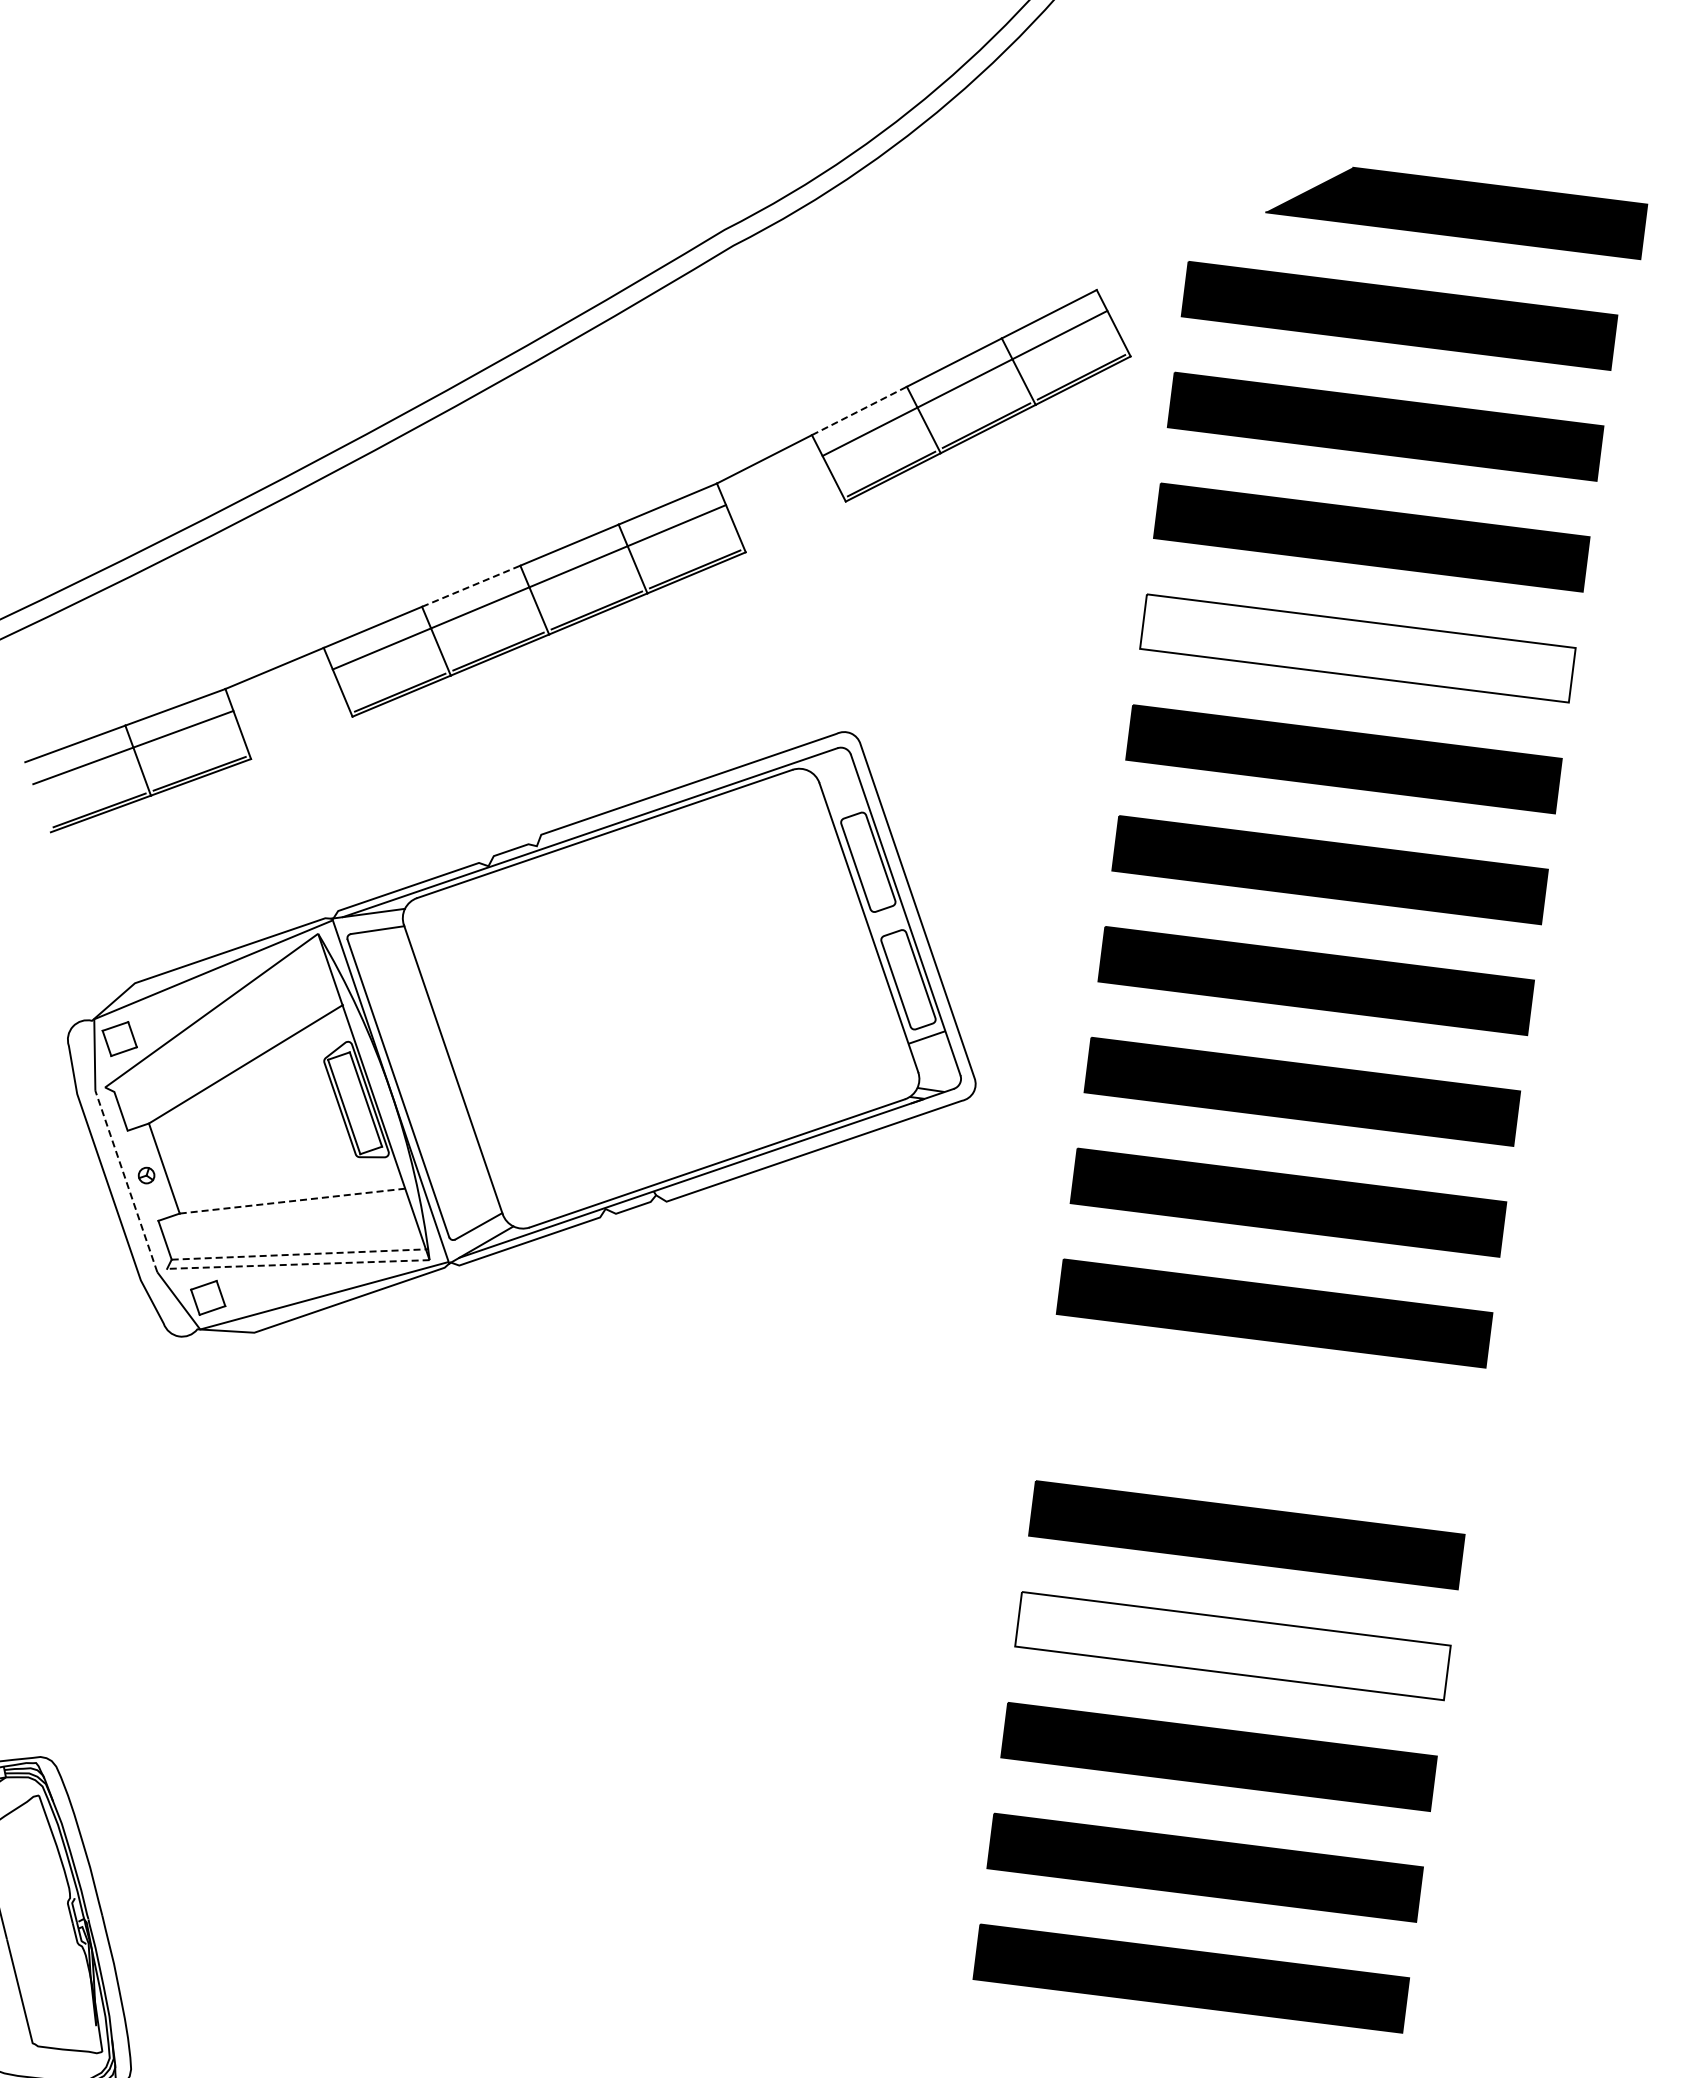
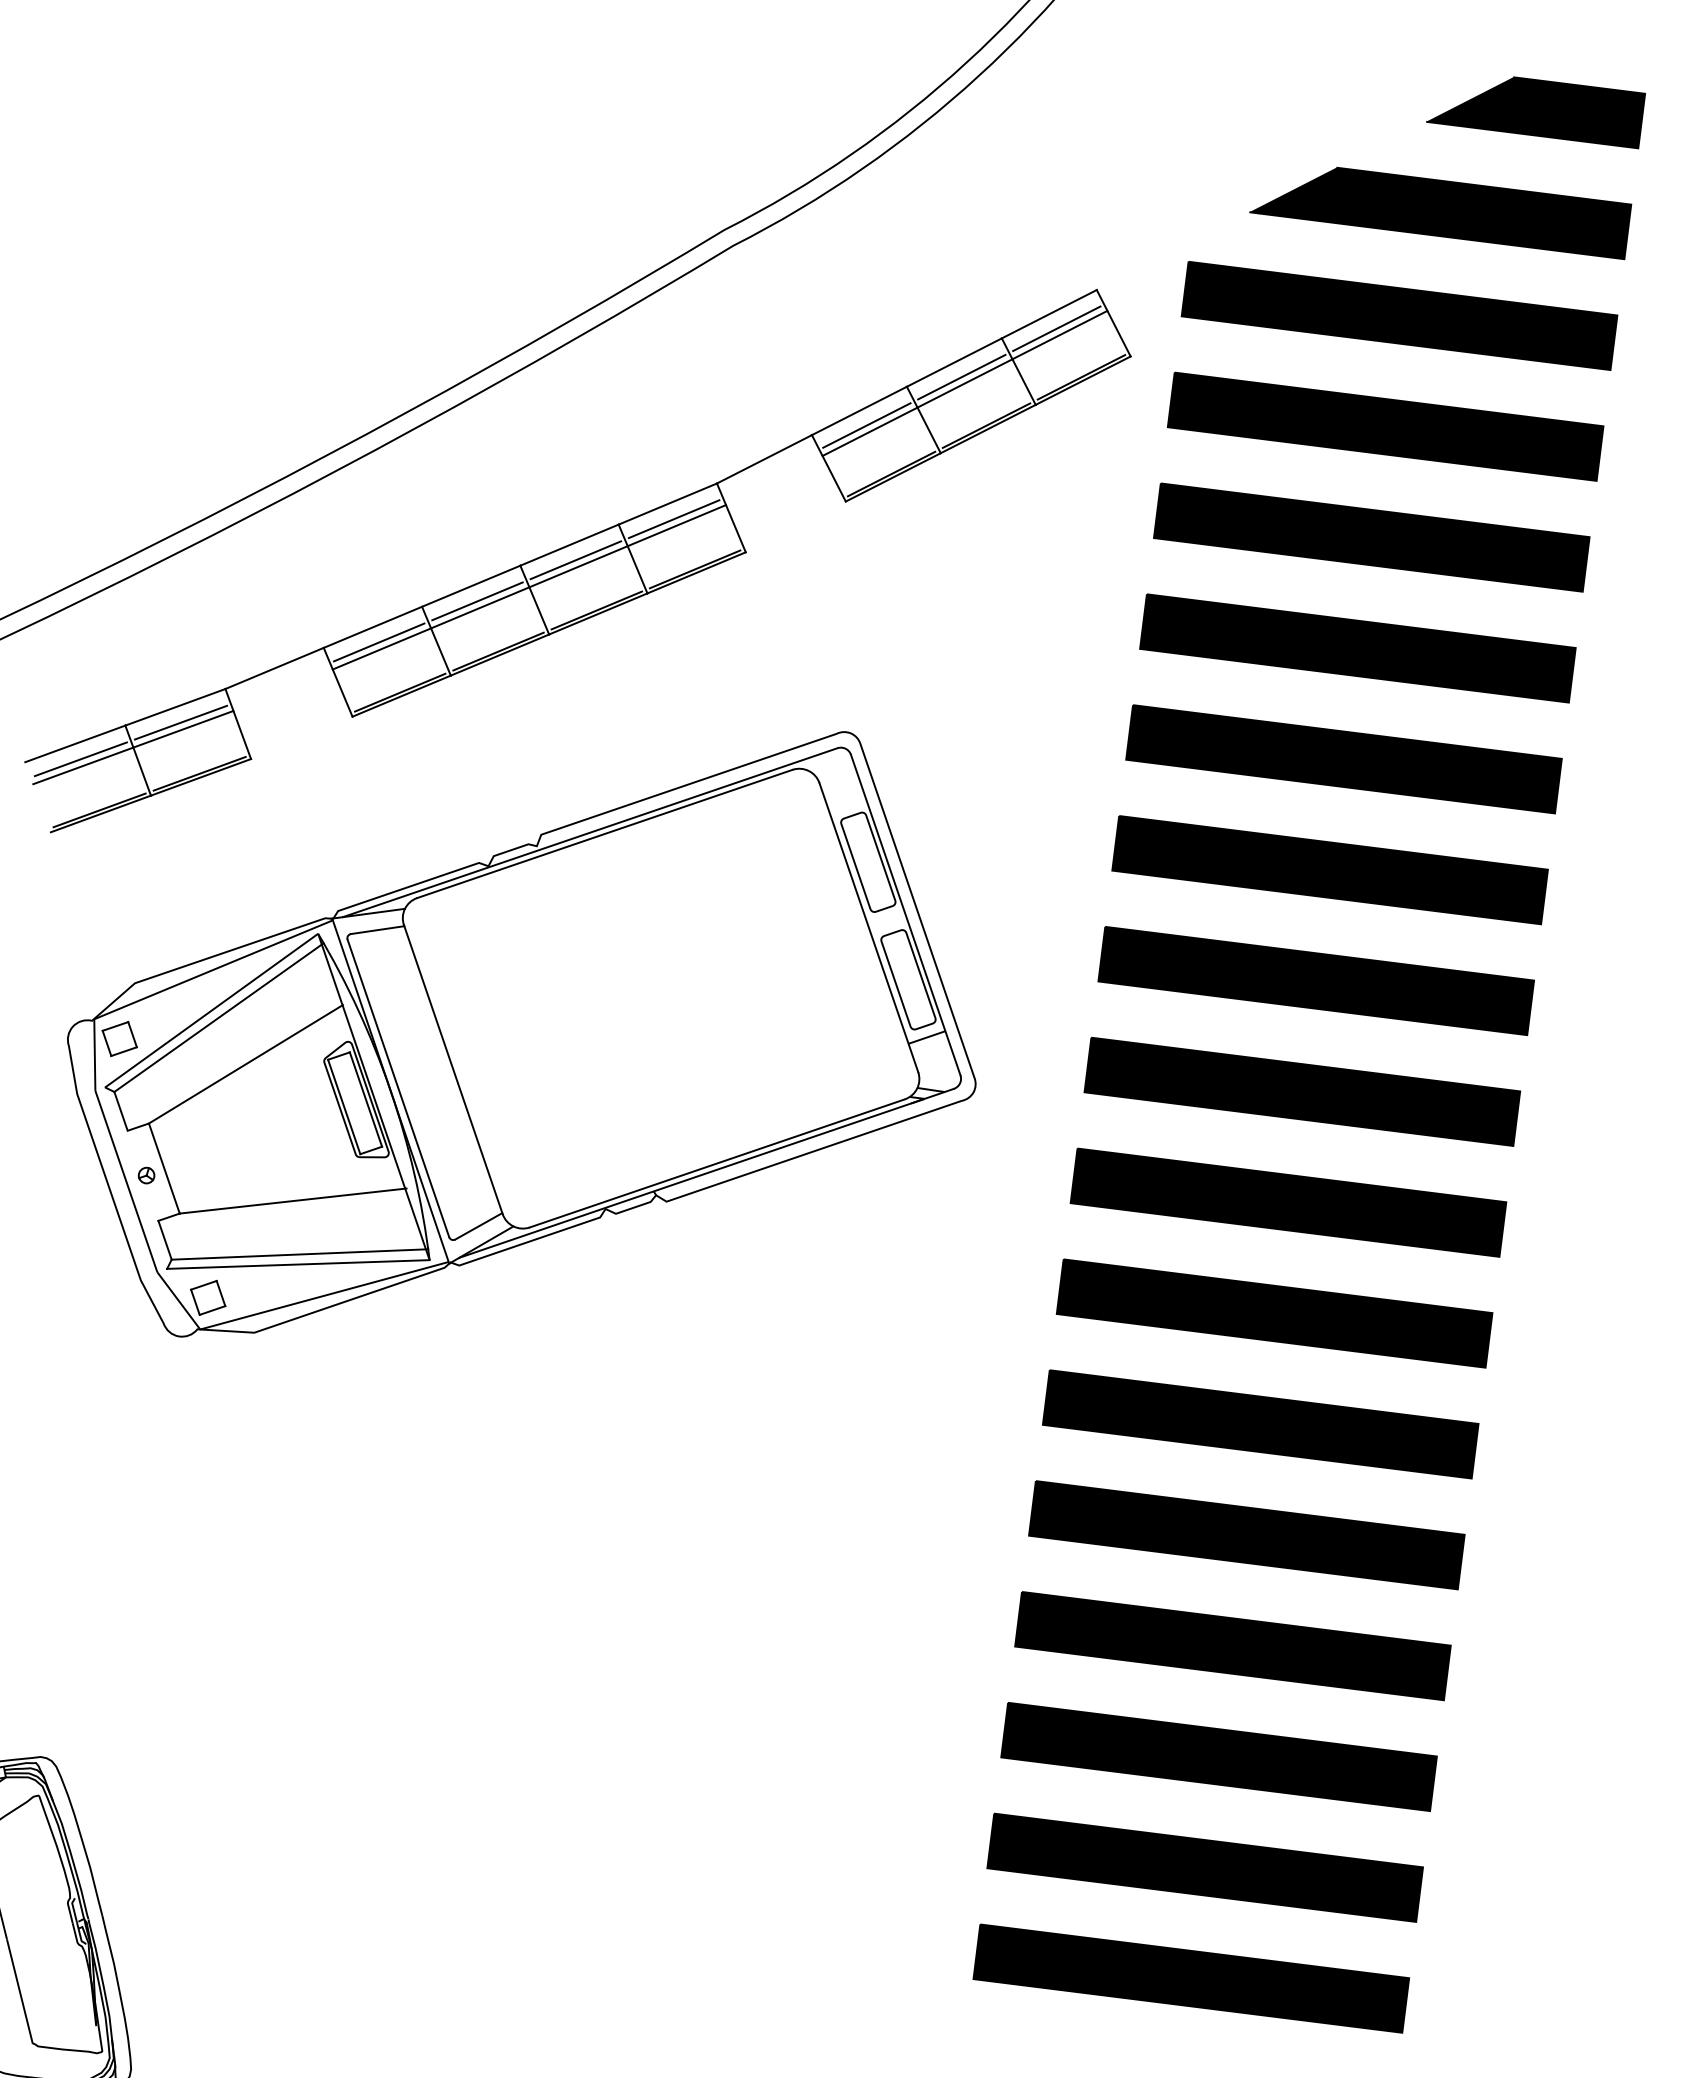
part: none -> present (1535, 112)
part position: (1456, 213) -> (1440, 213) (1440, 213)
line: none -> present (1056, 328)
line: none -> present (961, 376)
line: dashed -> solid (859, 410)
line: none -> present (866, 425)
line: none -> present (673, 519)
line: none -> present (575, 560)
line: dashed -> solid (471, 586)
line: none -> present (477, 601)
line: none -> present (378, 642)
fill: none -> present (1357, 648)
line: none -> present (180, 722)
line: none -> present (80, 759)
line: none -> present (218, 1017)
line: dashed -> solid (126, 1181)
line: dashed -> solid (293, 1201)
line: dashed -> solid (300, 1254)
line: dashed -> solid (297, 1264)
part: none -> present (1260, 1424)
fill: none -> present (1232, 1645)
